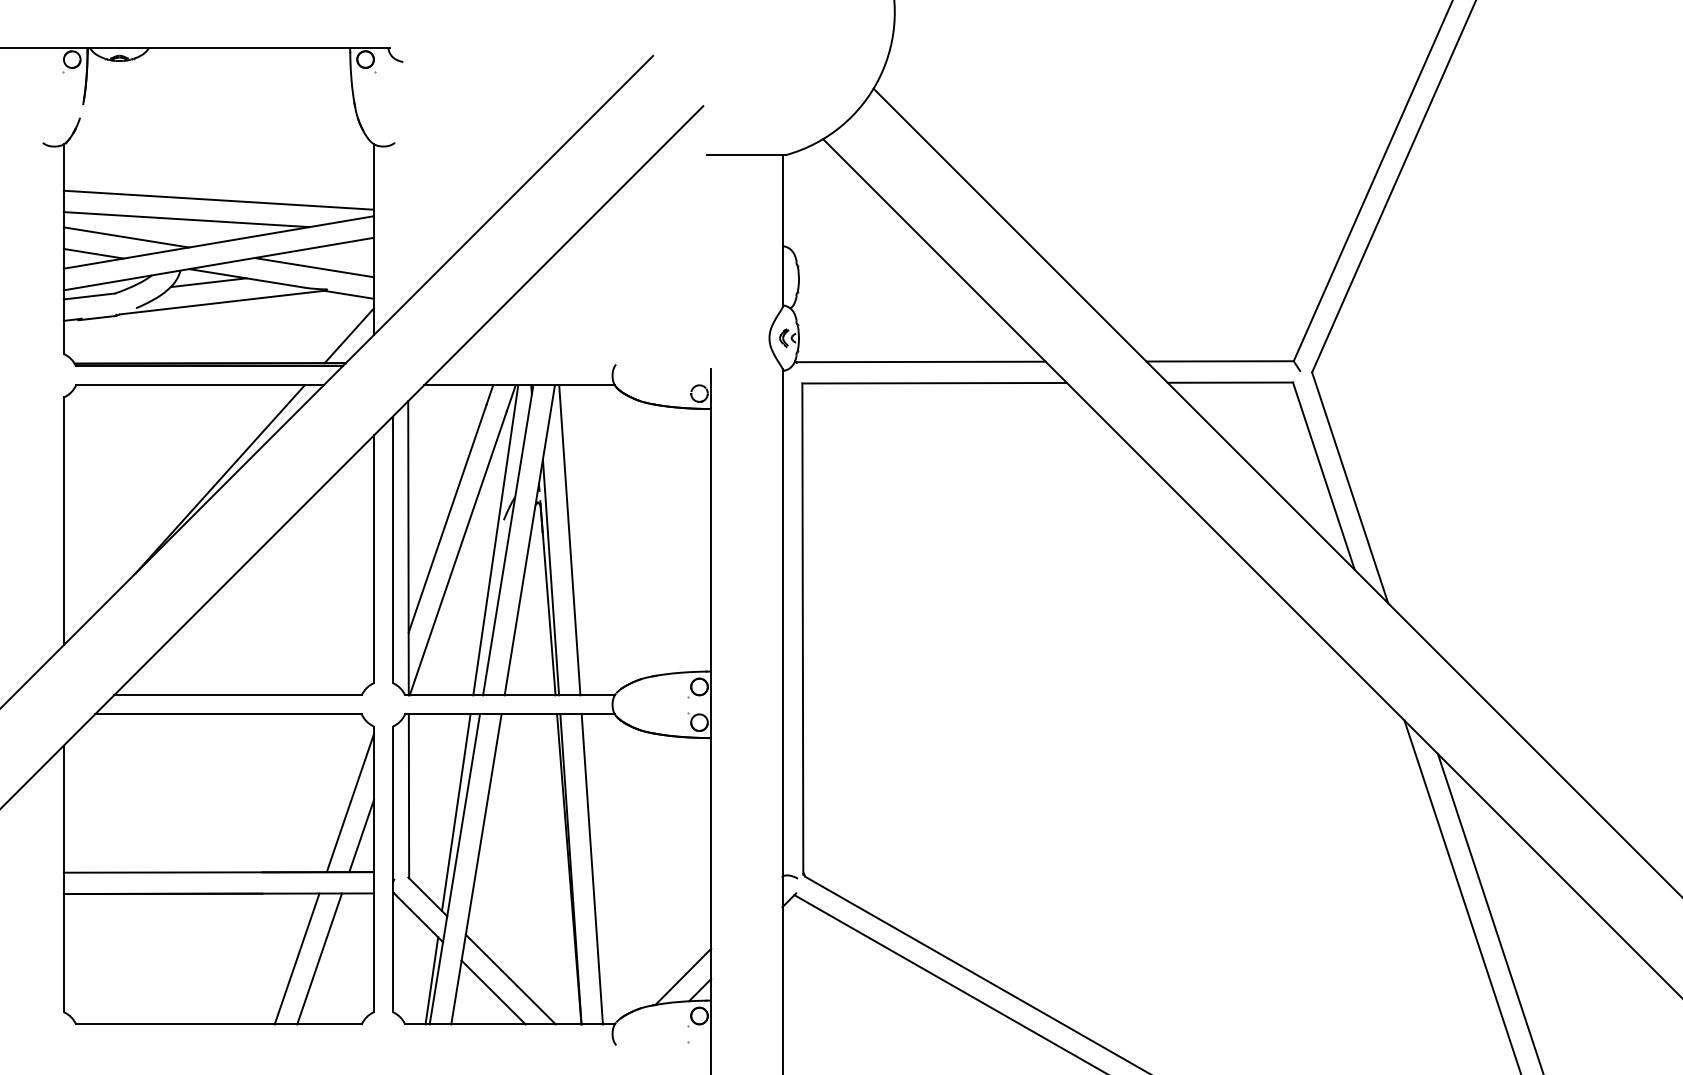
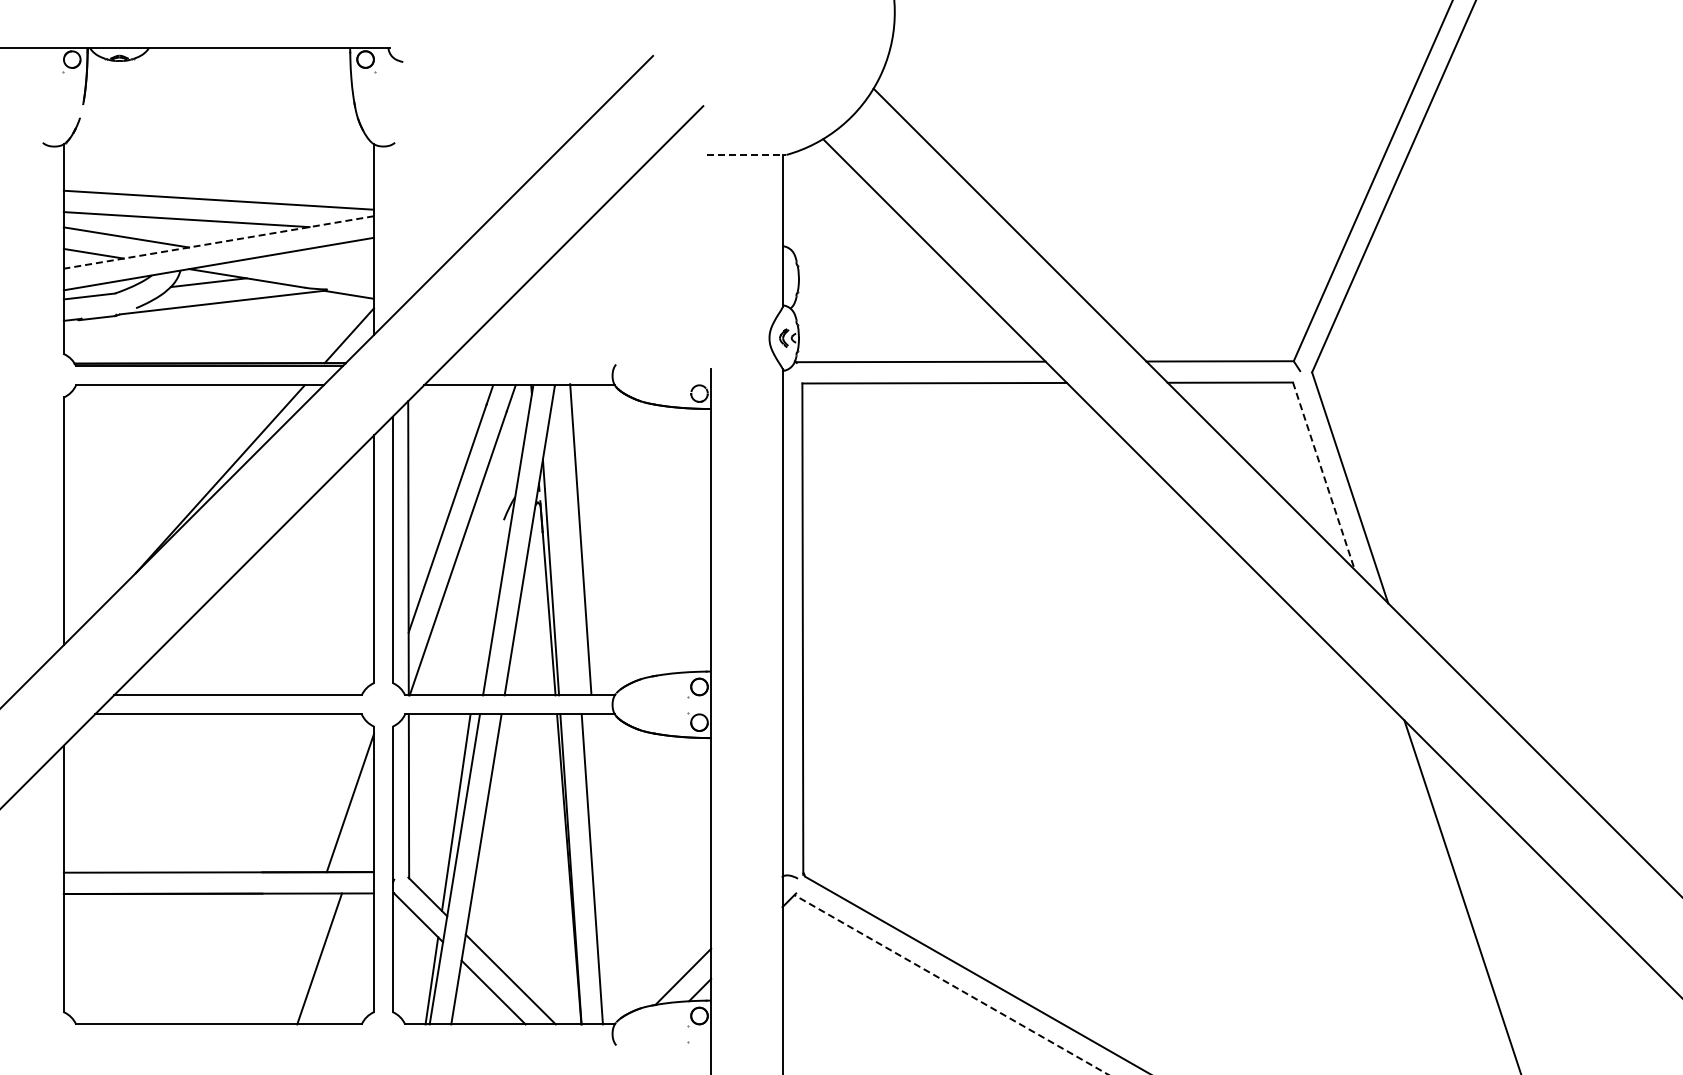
line: solid -> dashed (746, 154)
line: solid -> dashed (218, 242)
line: present -> none (314, 267)
line: solid -> dashed (1323, 476)
line: present -> none (495, 540)
line position: (569, 540) -> (580, 539) (580, 539)
line: present -> none (361, 835)
line: present -> none (1489, 912)
line: present -> none (296, 958)
line: solid -> dashed (951, 985)
